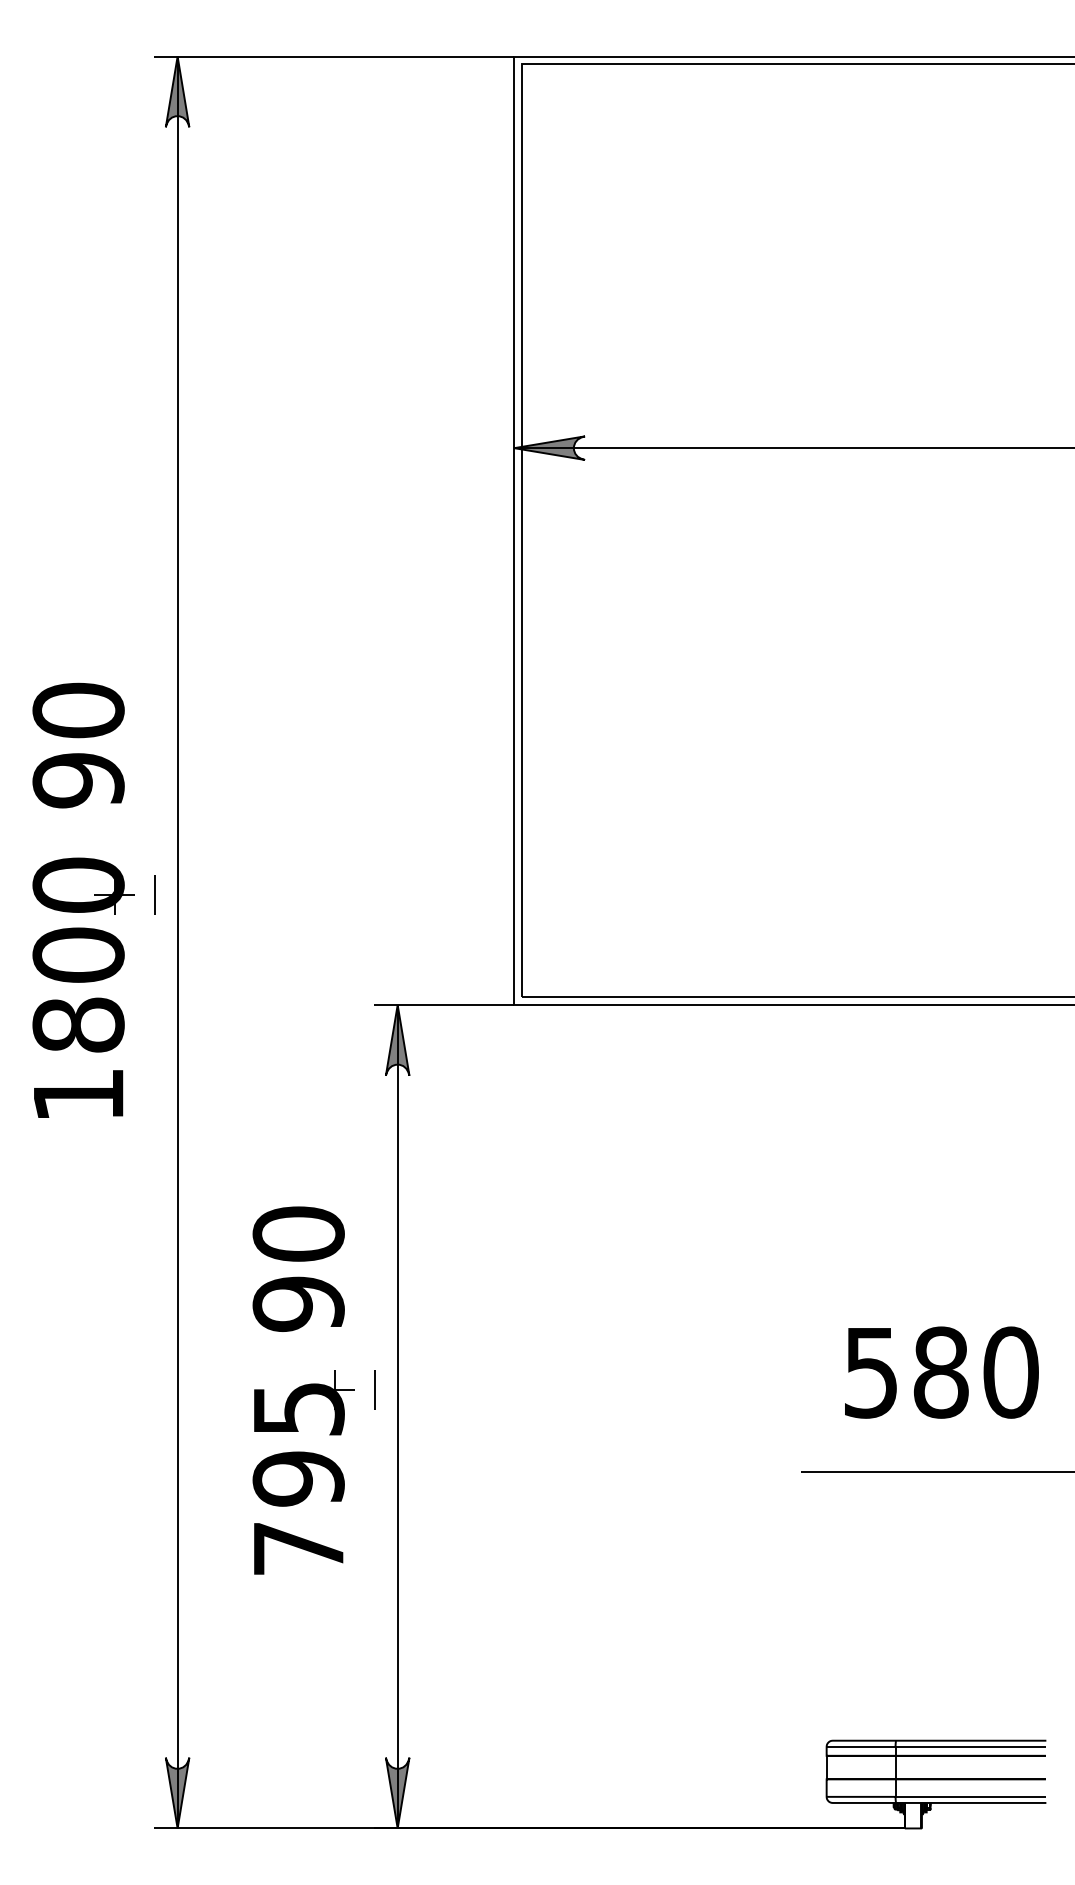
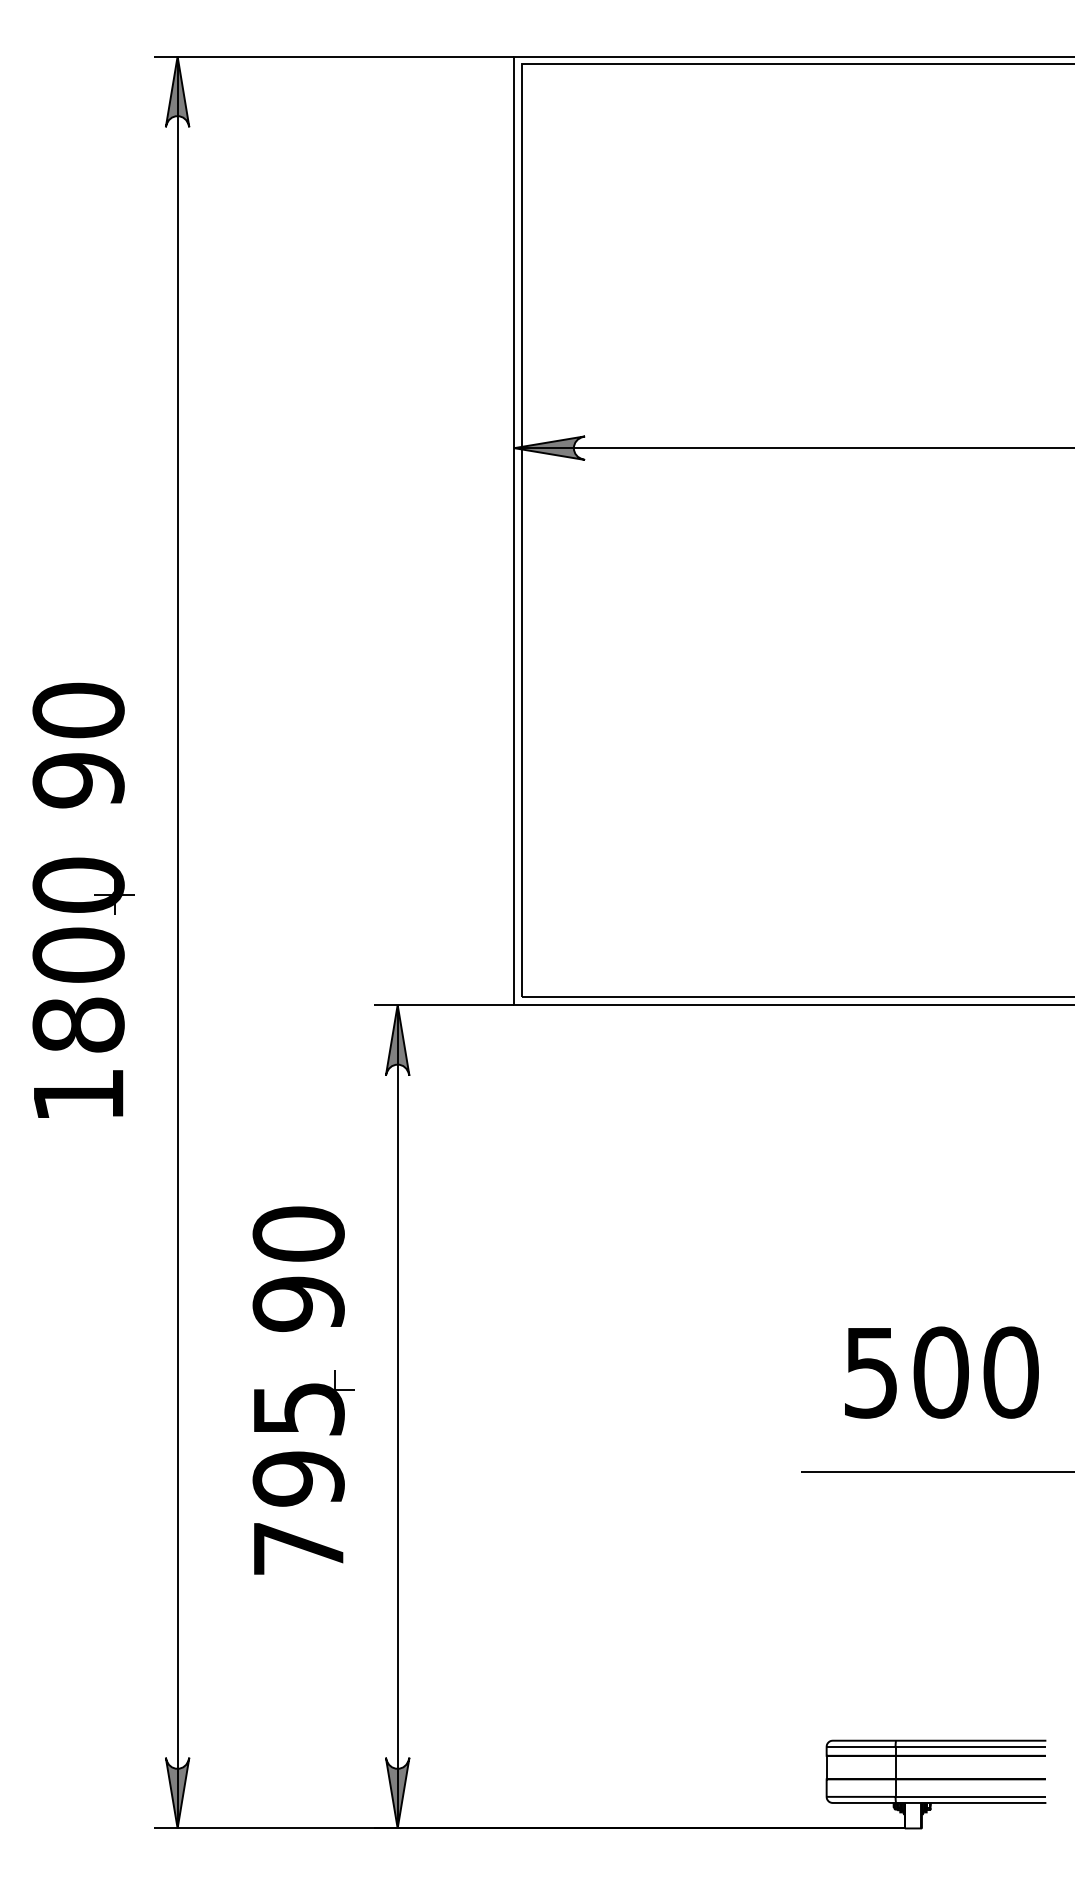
line: present -> none (154, 894)
text: 580 -> 500 (940, 1372)
line: present -> none (374, 1389)
